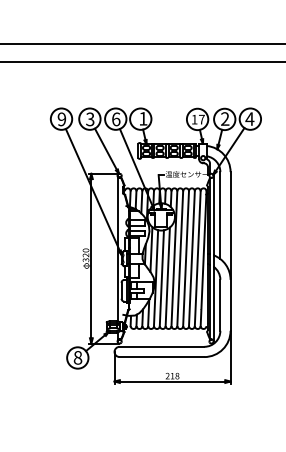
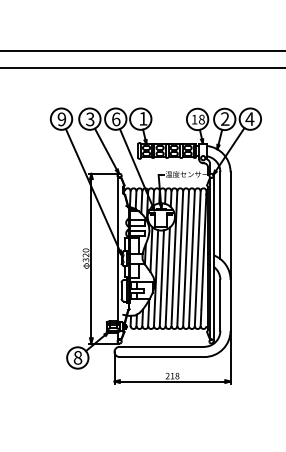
line position: (142, 43) -> (142, 50) (142, 50)
line position: (142, 61) -> (142, 67) (142, 67)
text: 17 -> 18 (201, 119)
